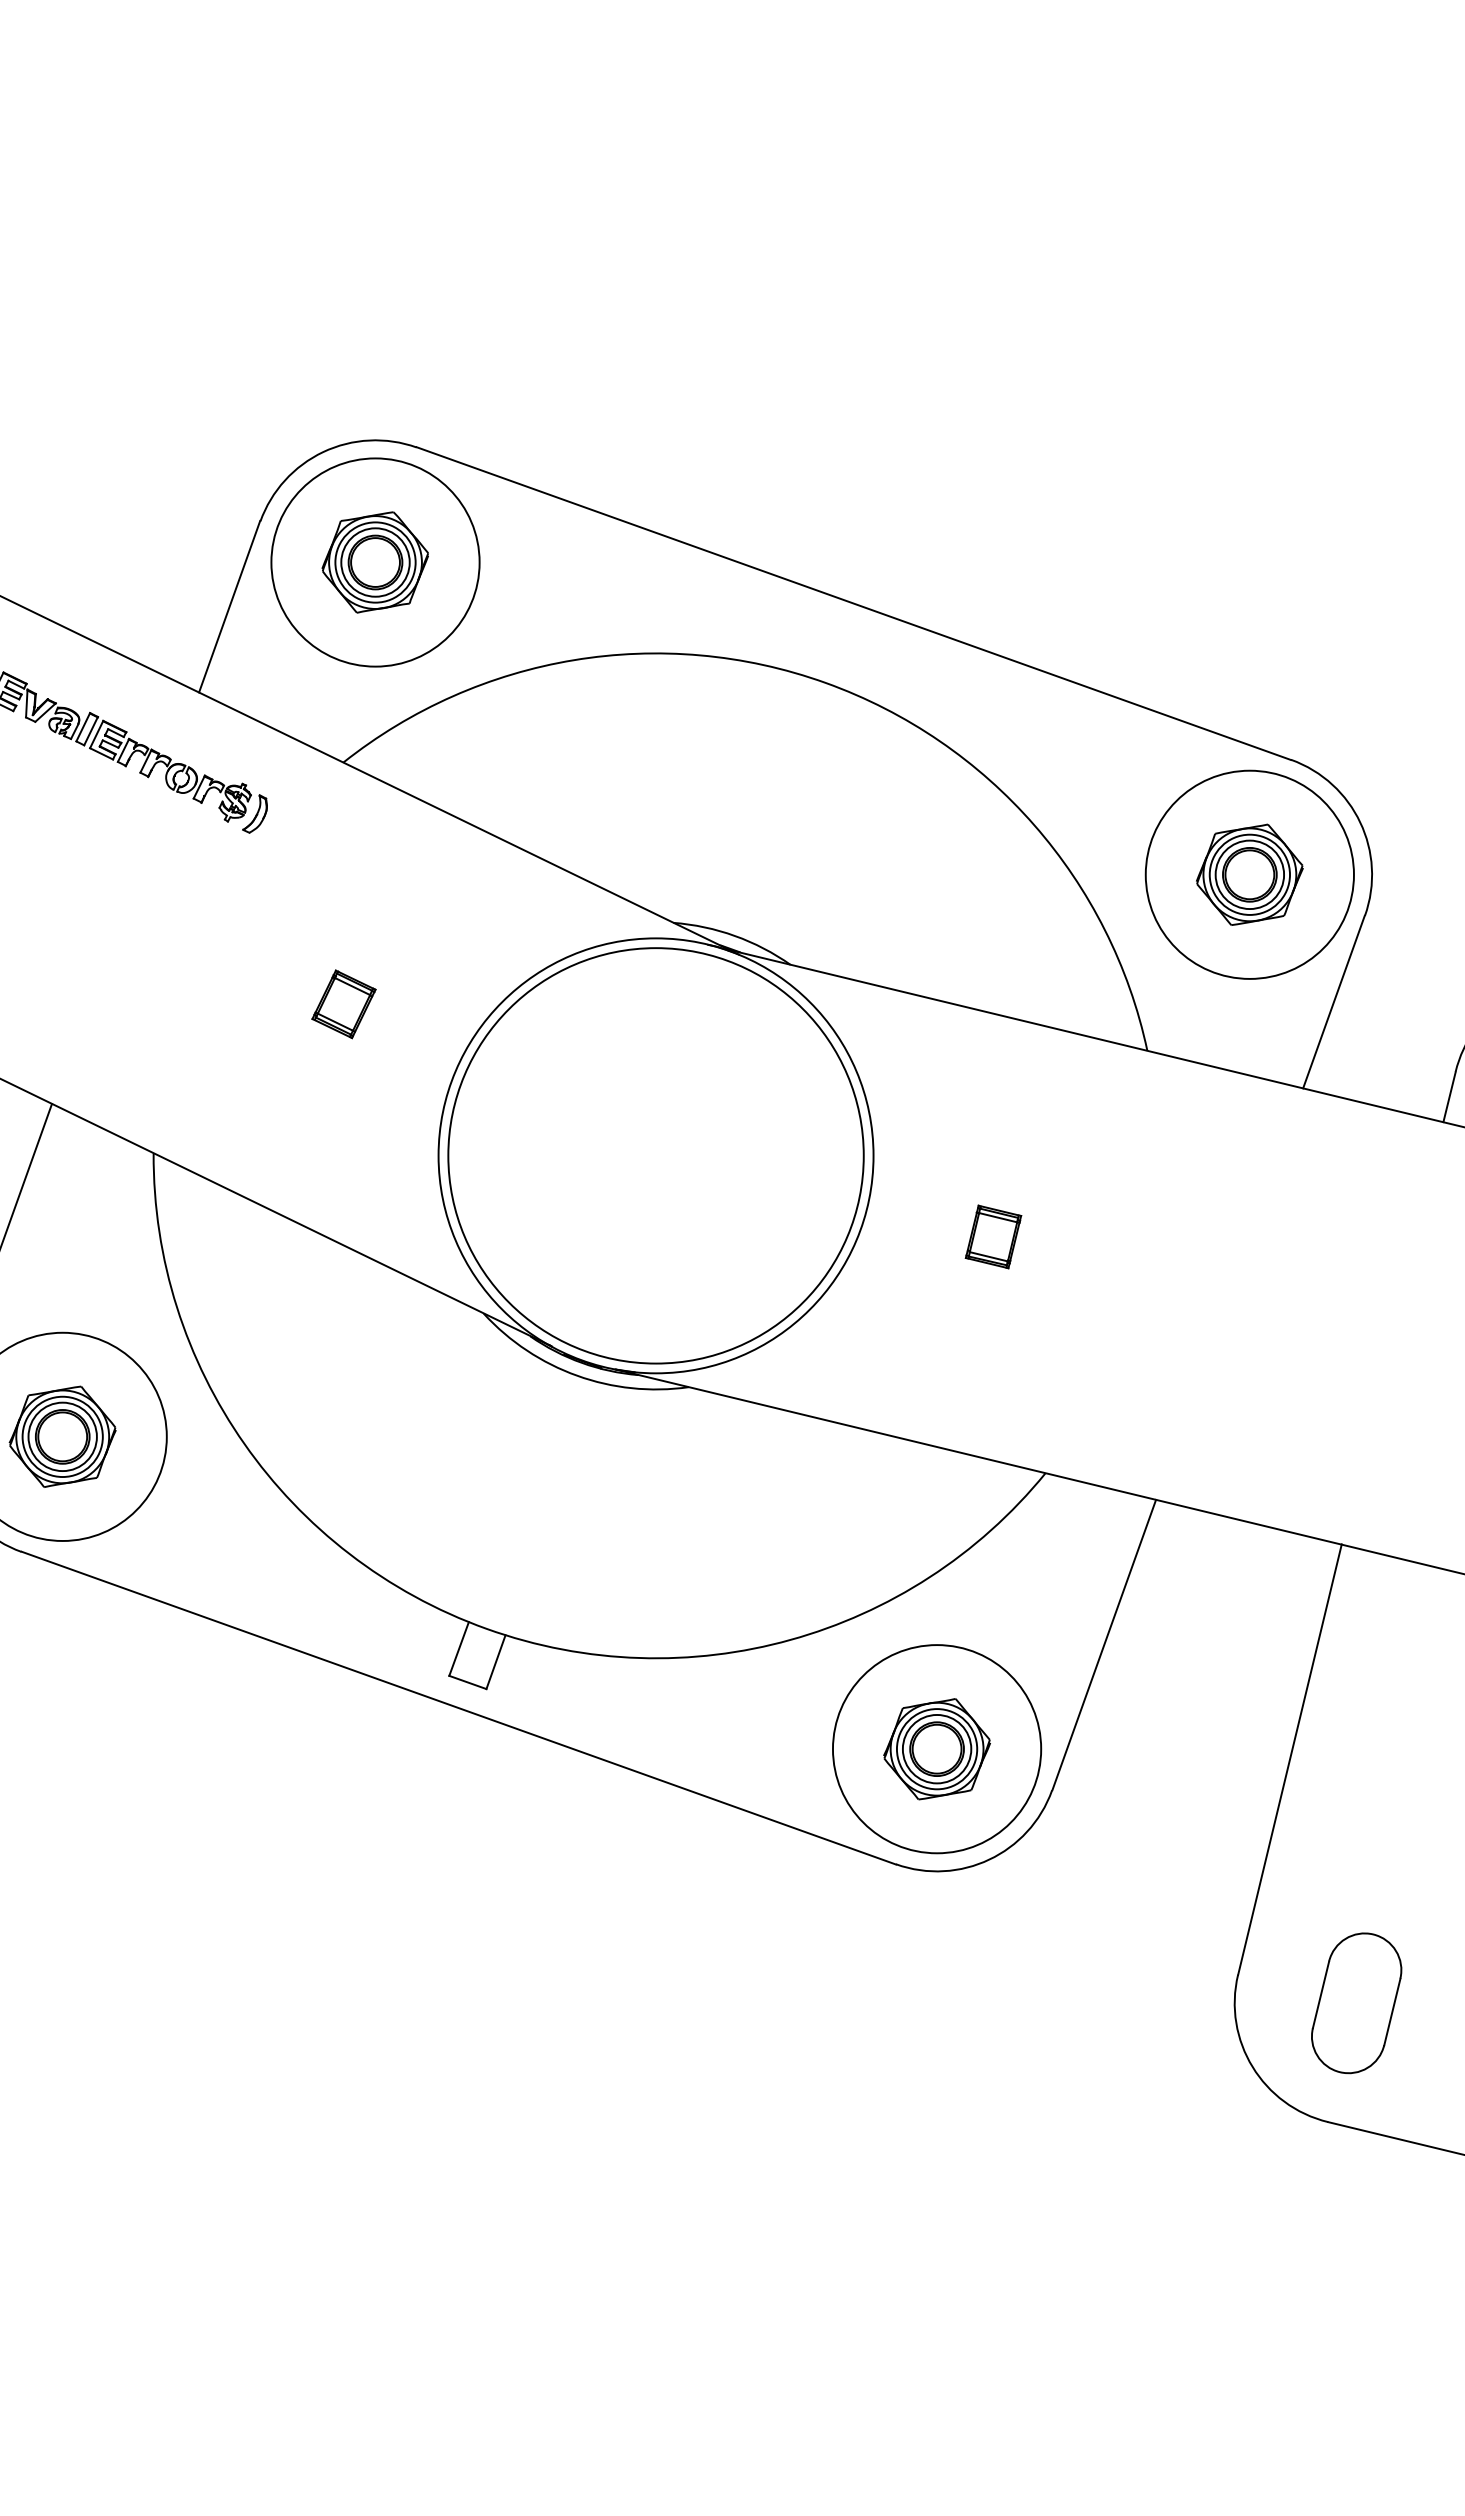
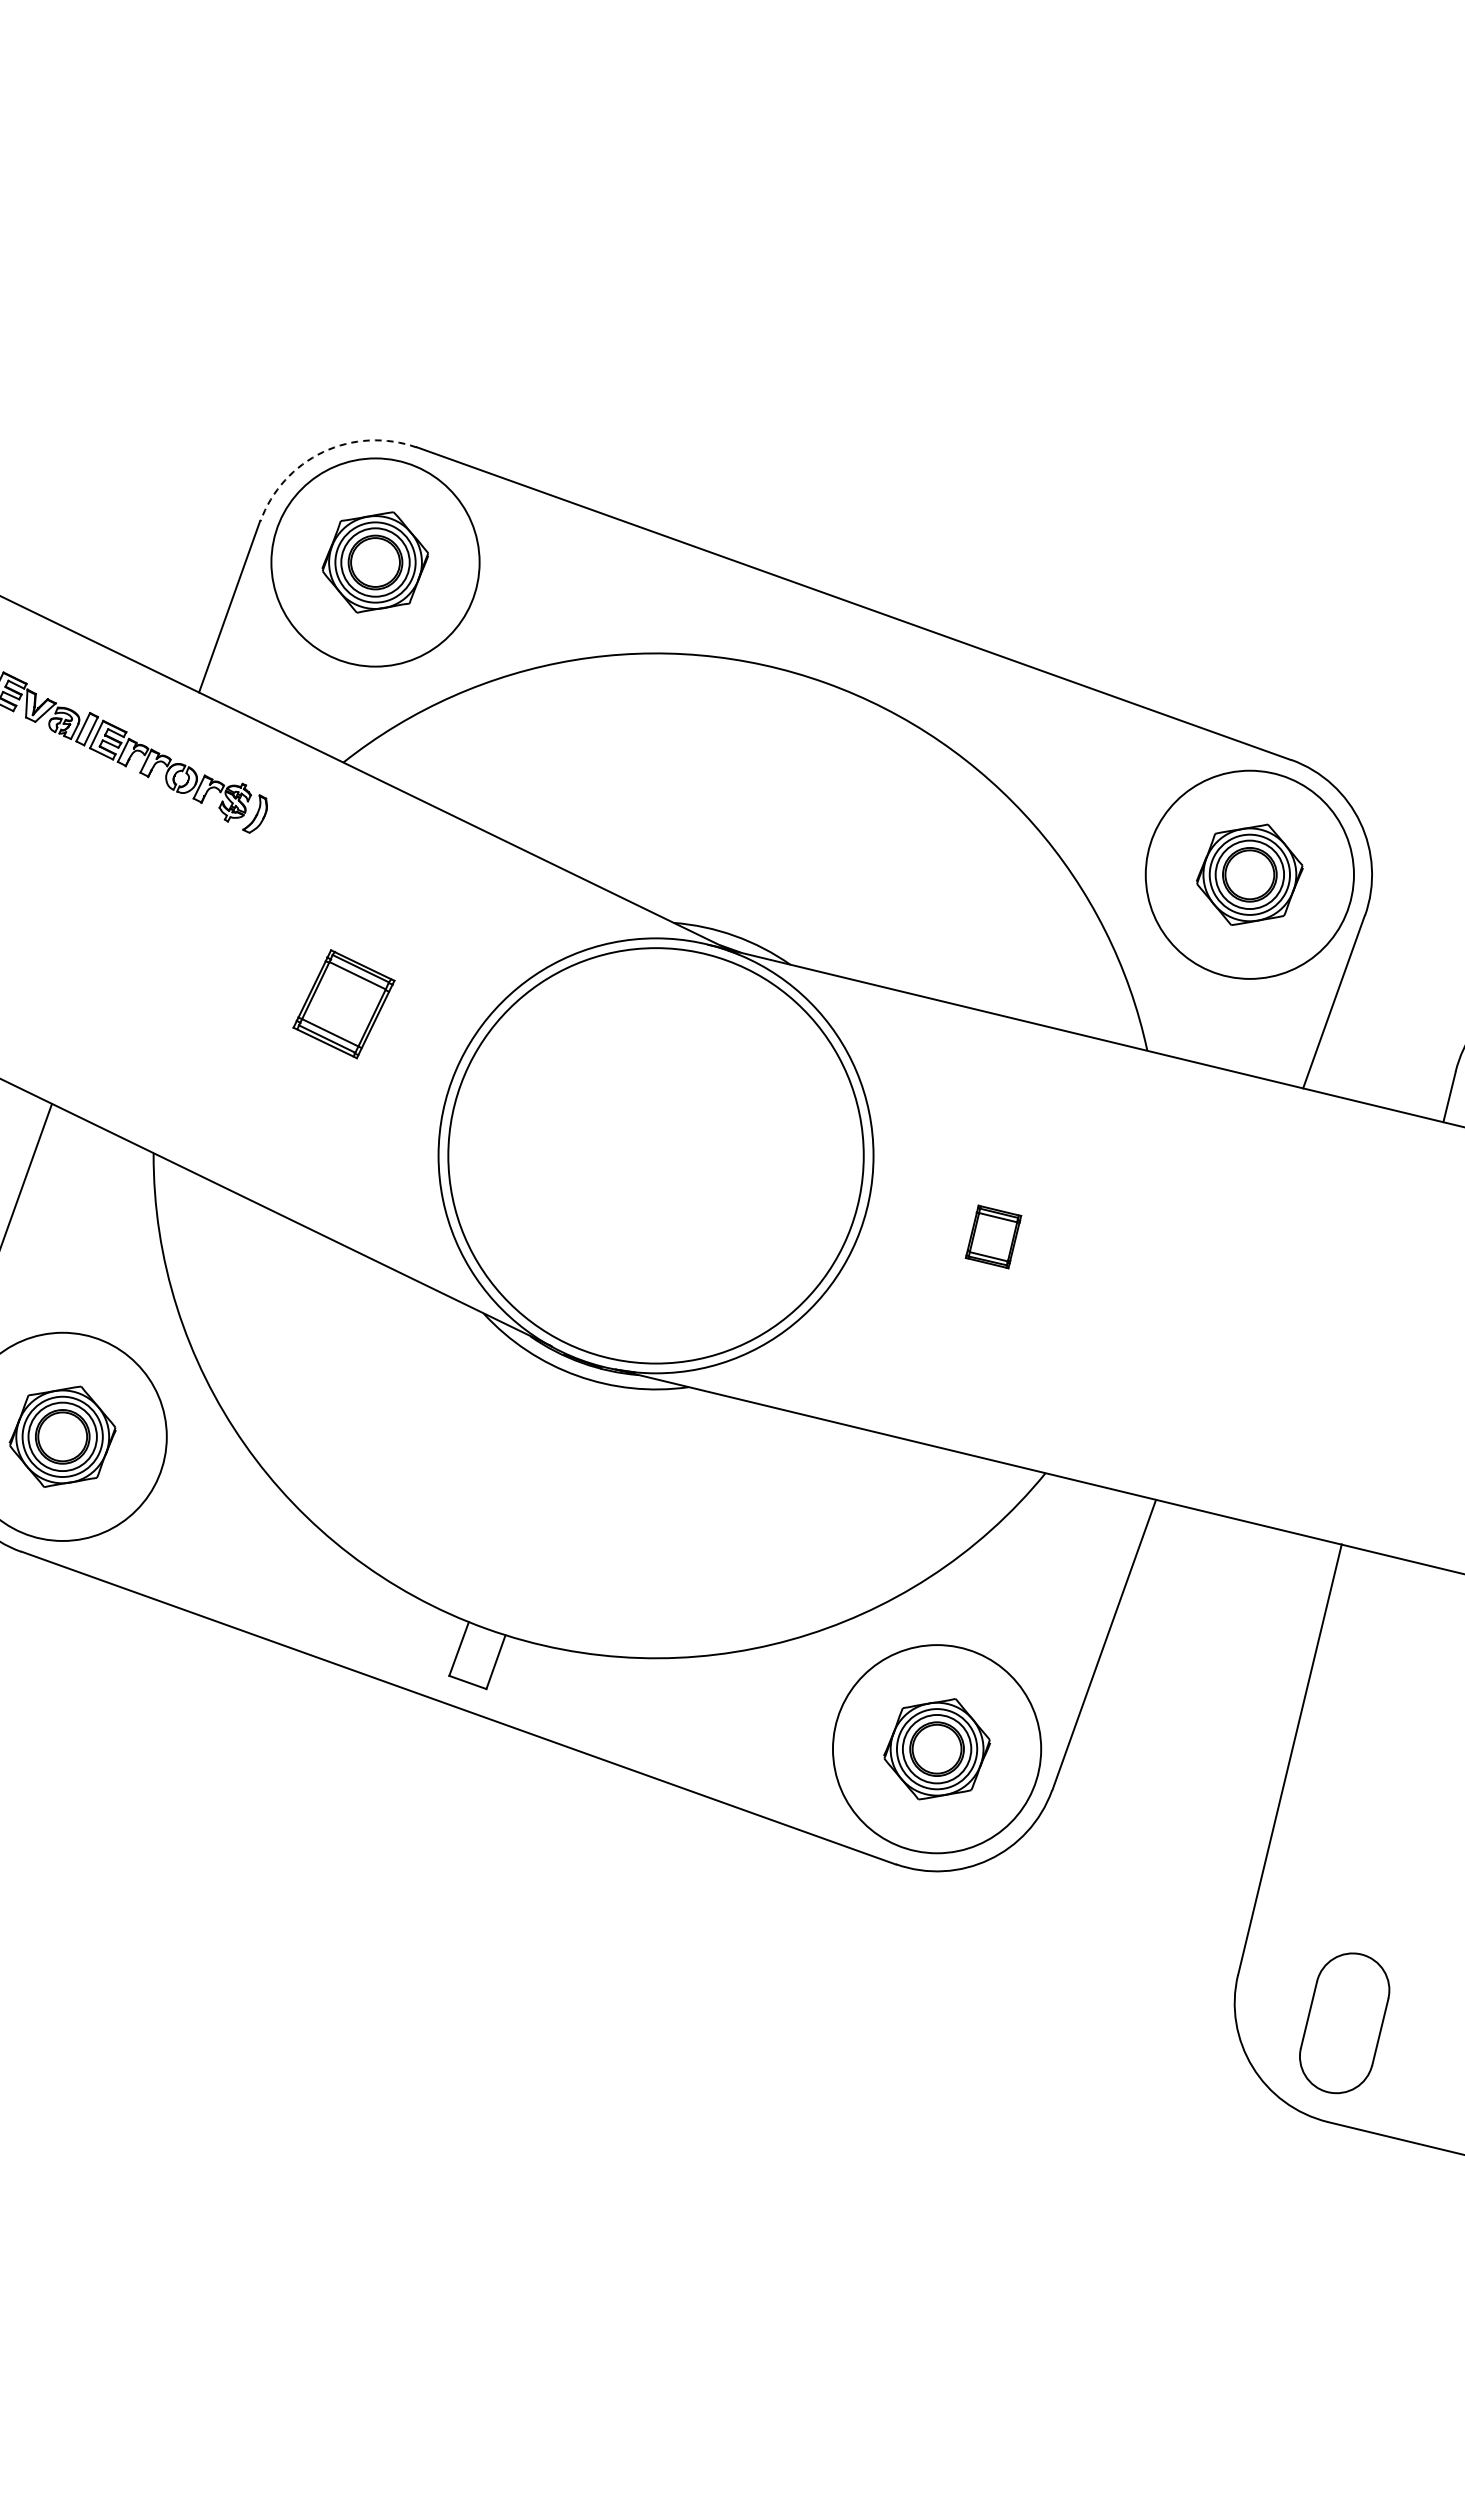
arc: solid -> dashed (323, 452)
part size: 66x71 px -> 104x111 px (343, 1004)
part position: (1356, 2003) -> (1344, 2023) (1344, 2023)
